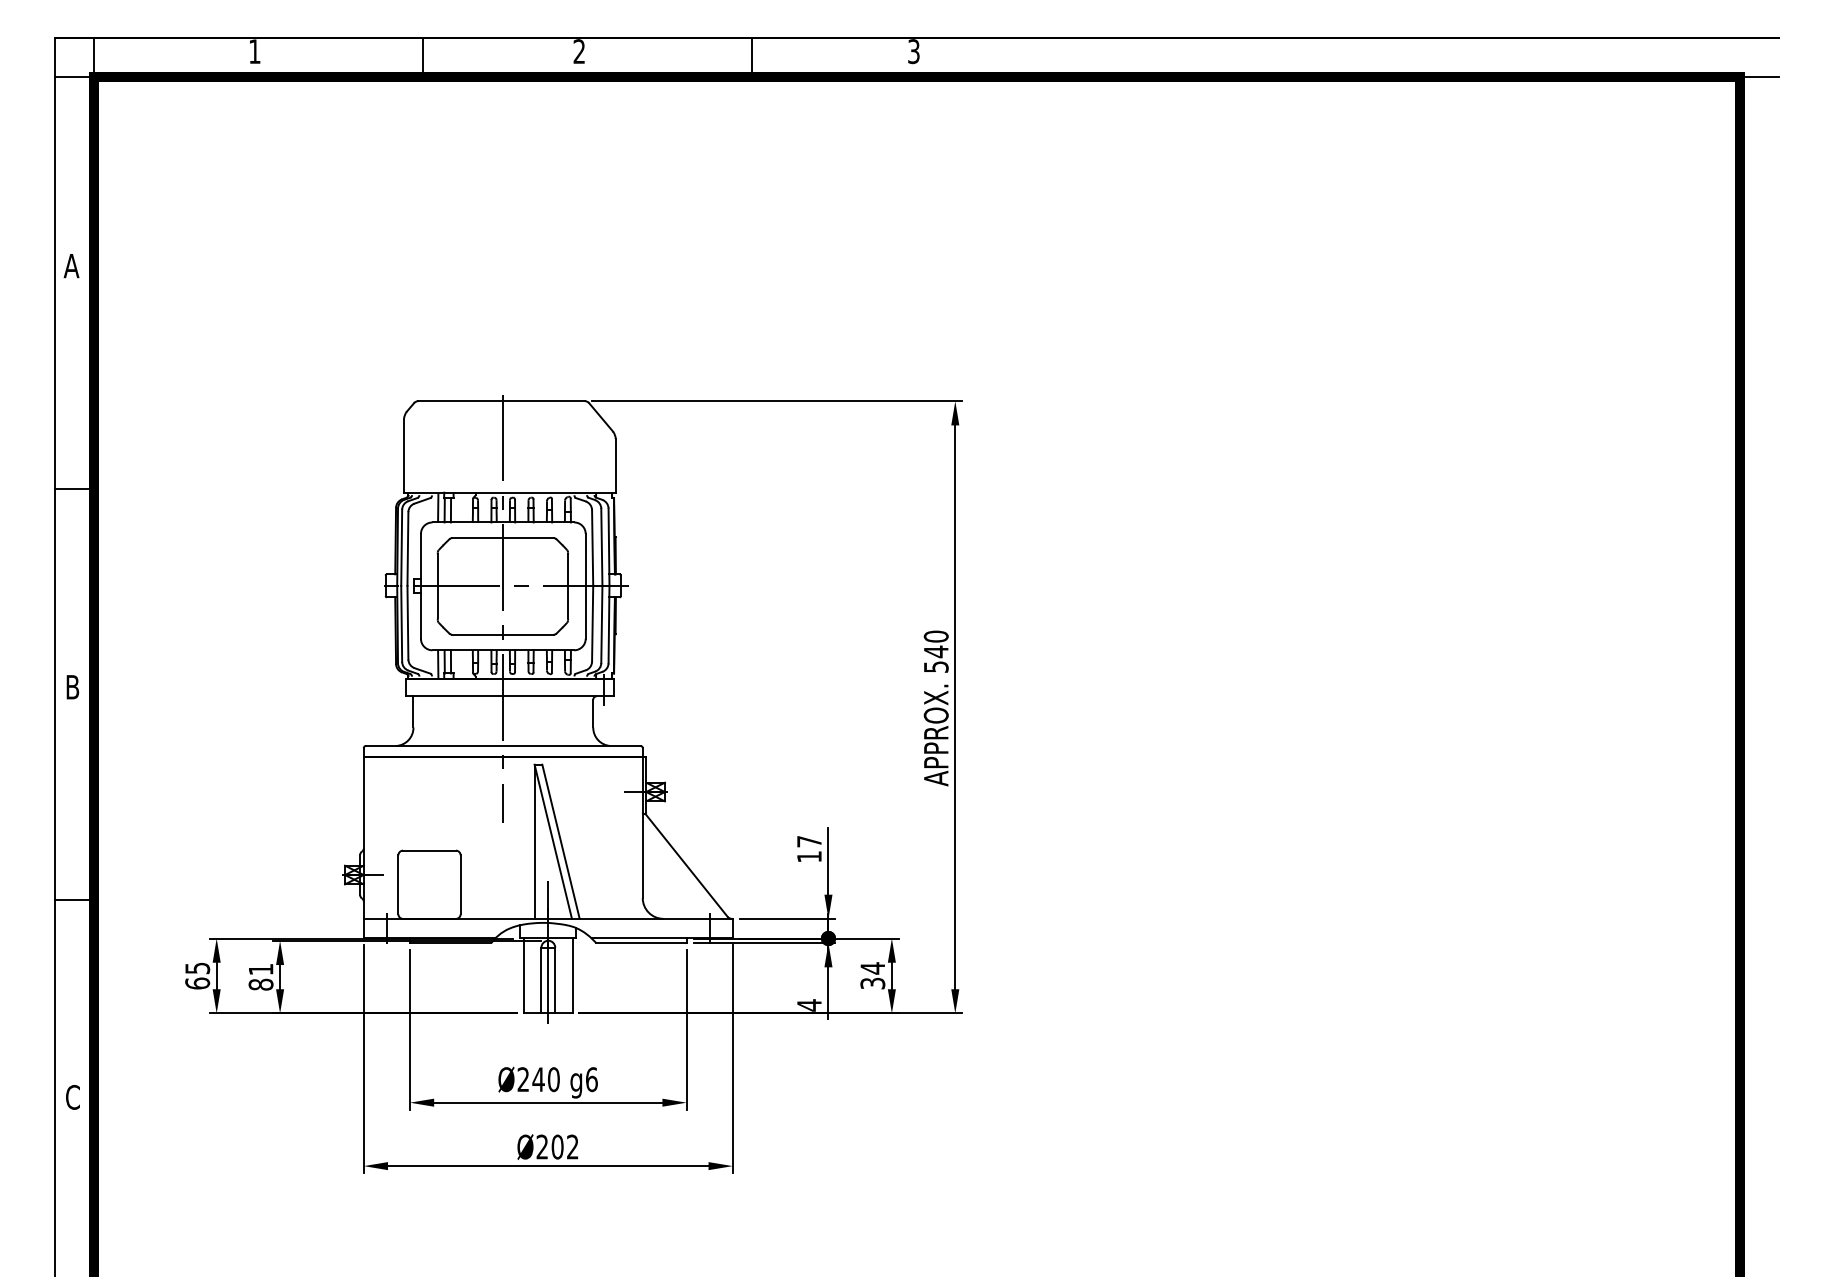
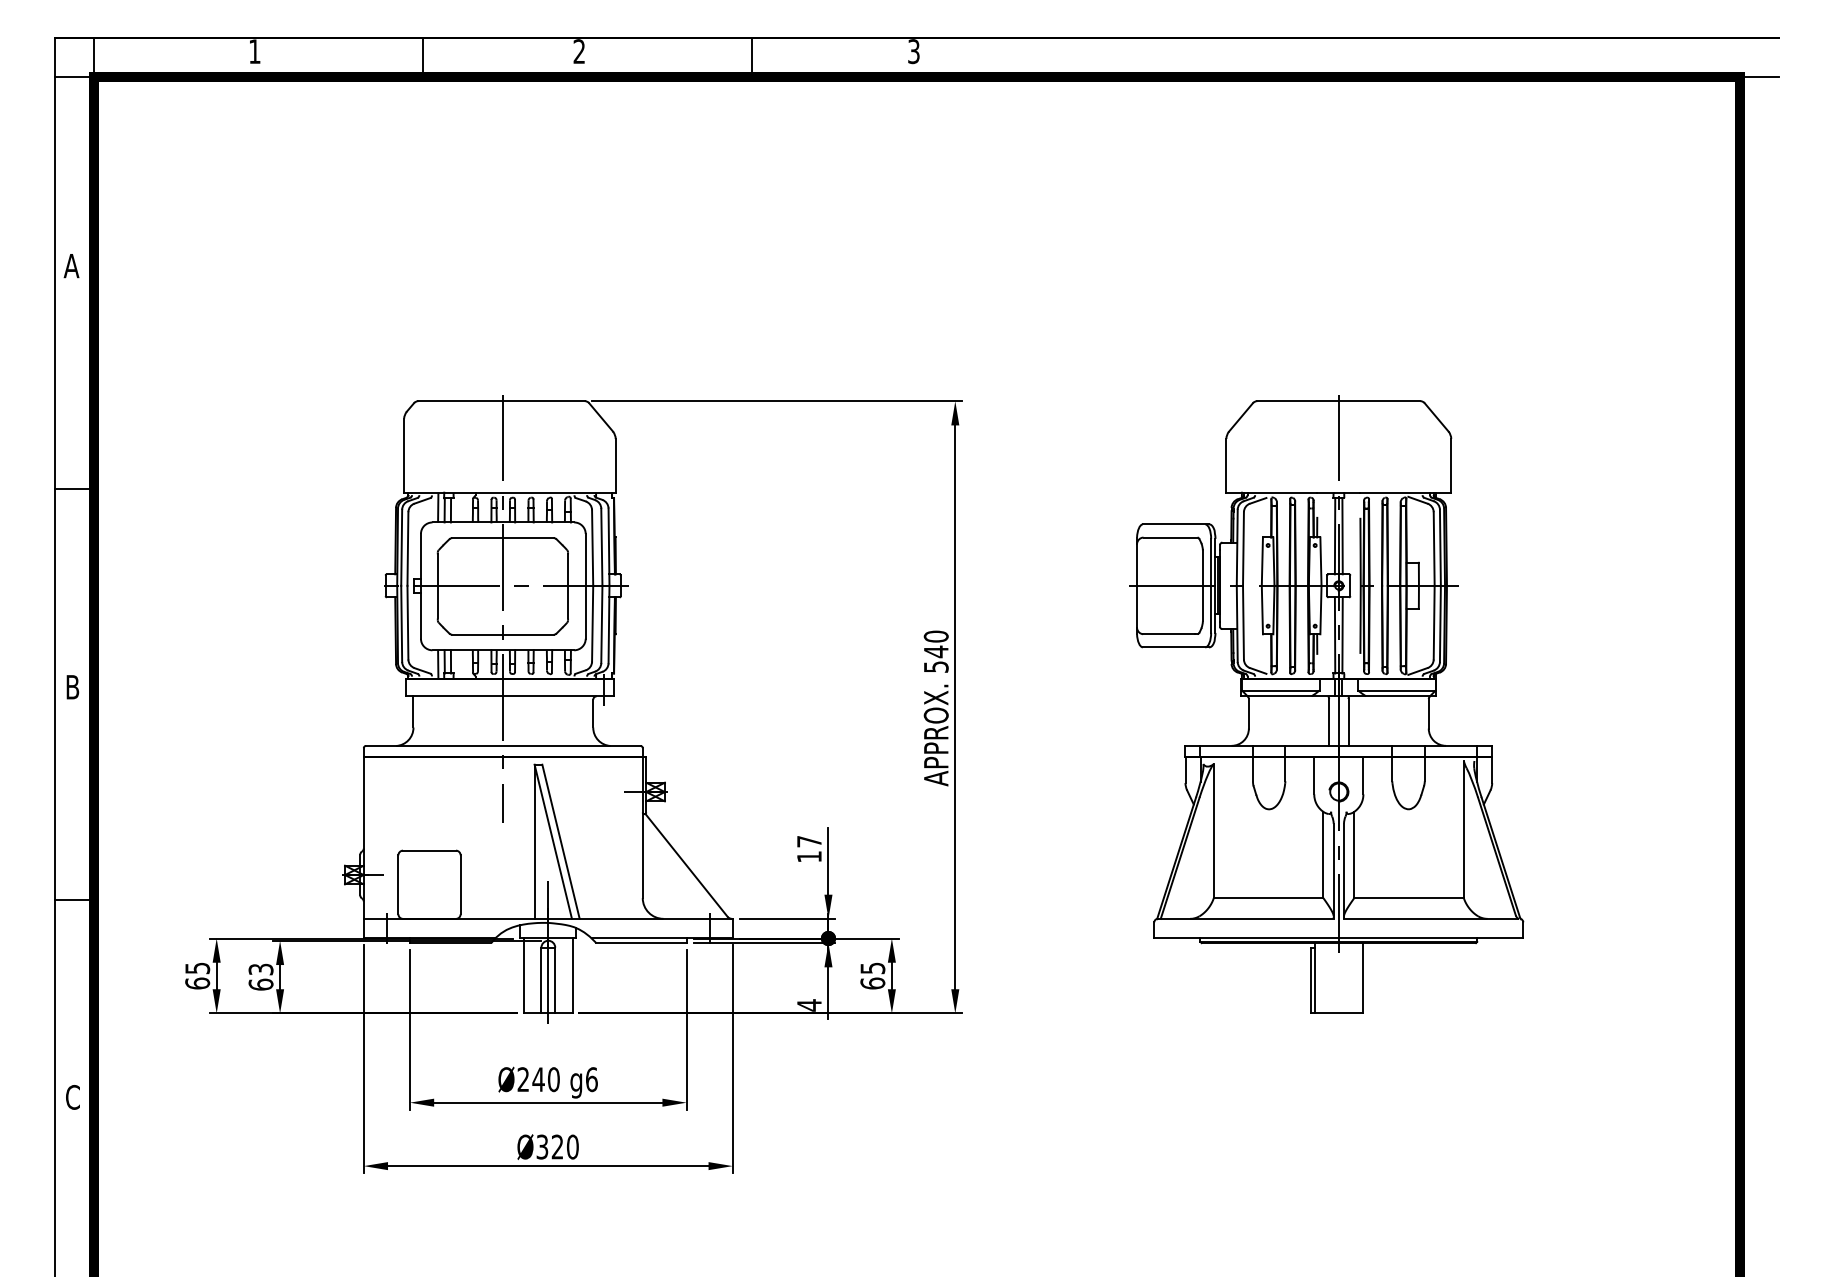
part: none -> present (1326, 704)
text: 34 -> 65 (872, 975)
text: 81 -> 63 (260, 976)
text: Ø202 -> Ø320 (557, 1146)
